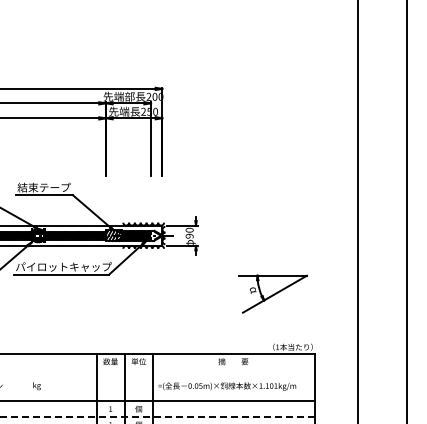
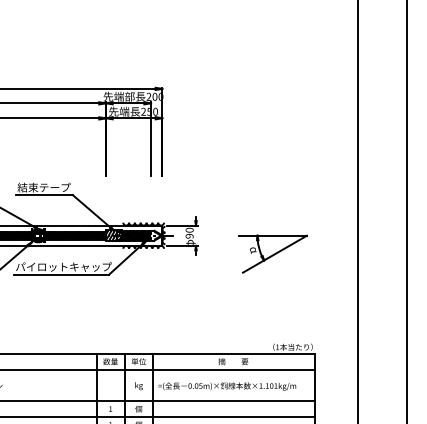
part position: (272, 293) -> (272, 253) (272, 253)
line: none -> present (158, 369)
text position: (36, 386) -> (138, 386) (138, 386)
line: dashed -> solid (157, 417)
